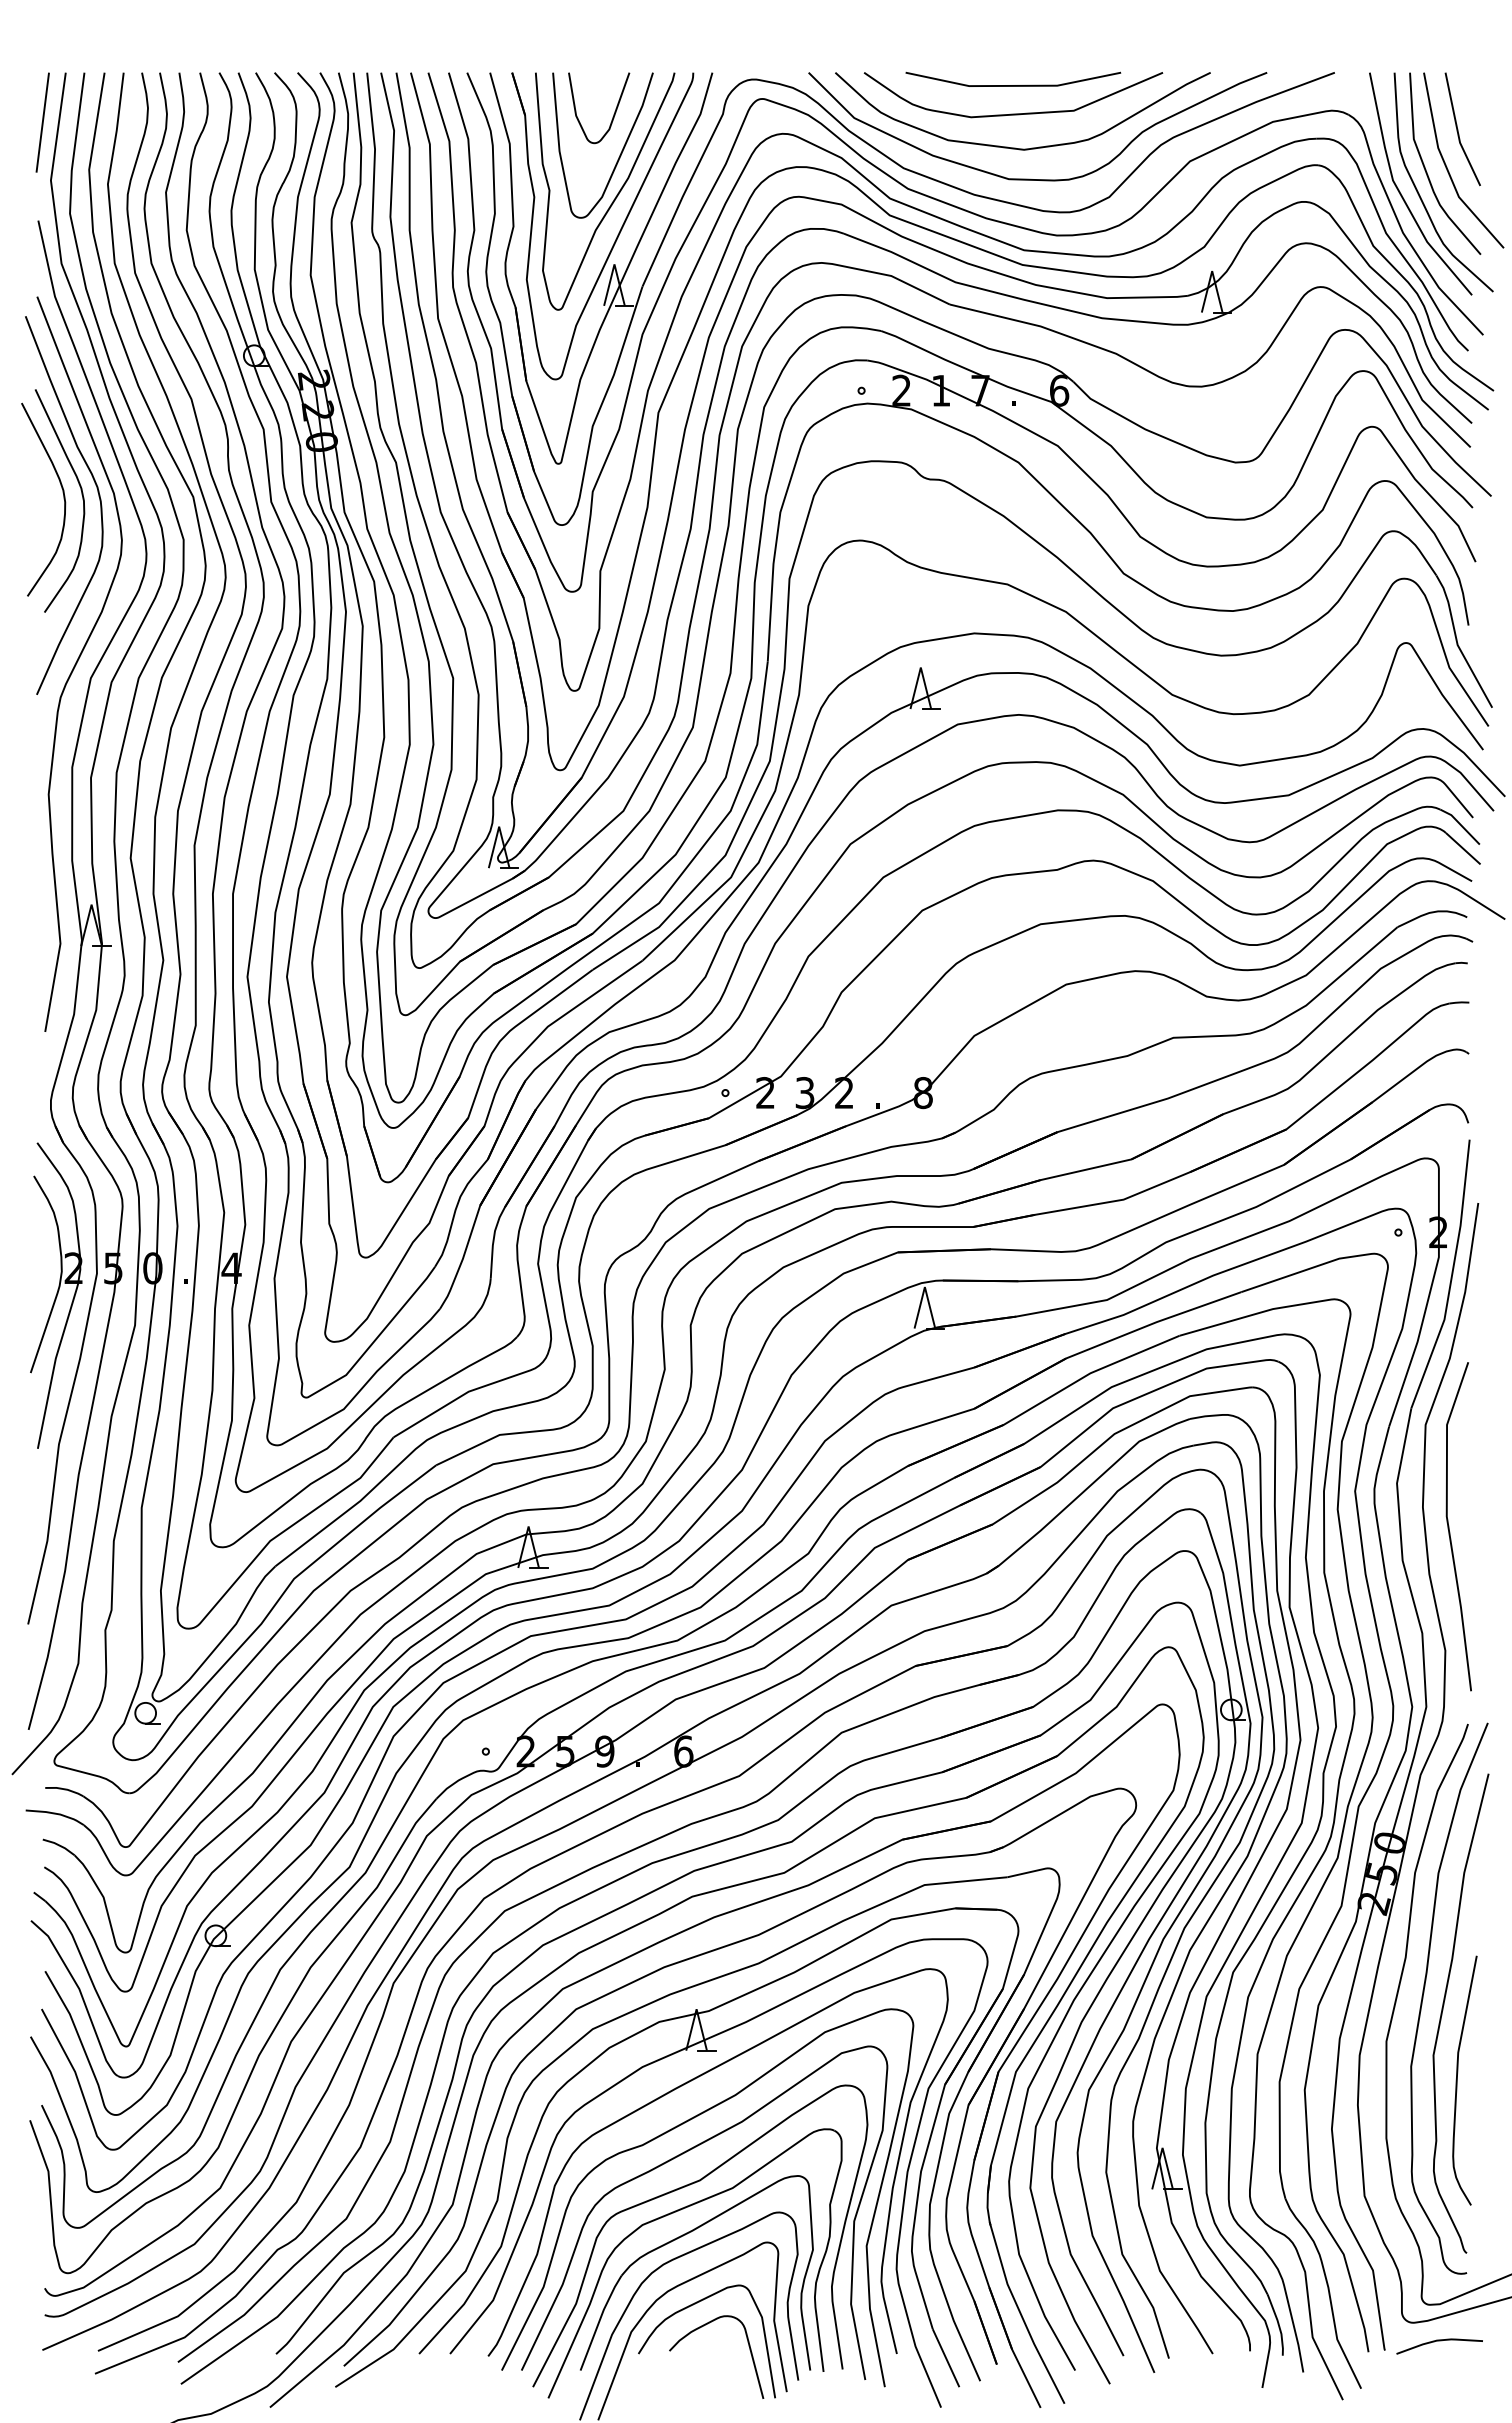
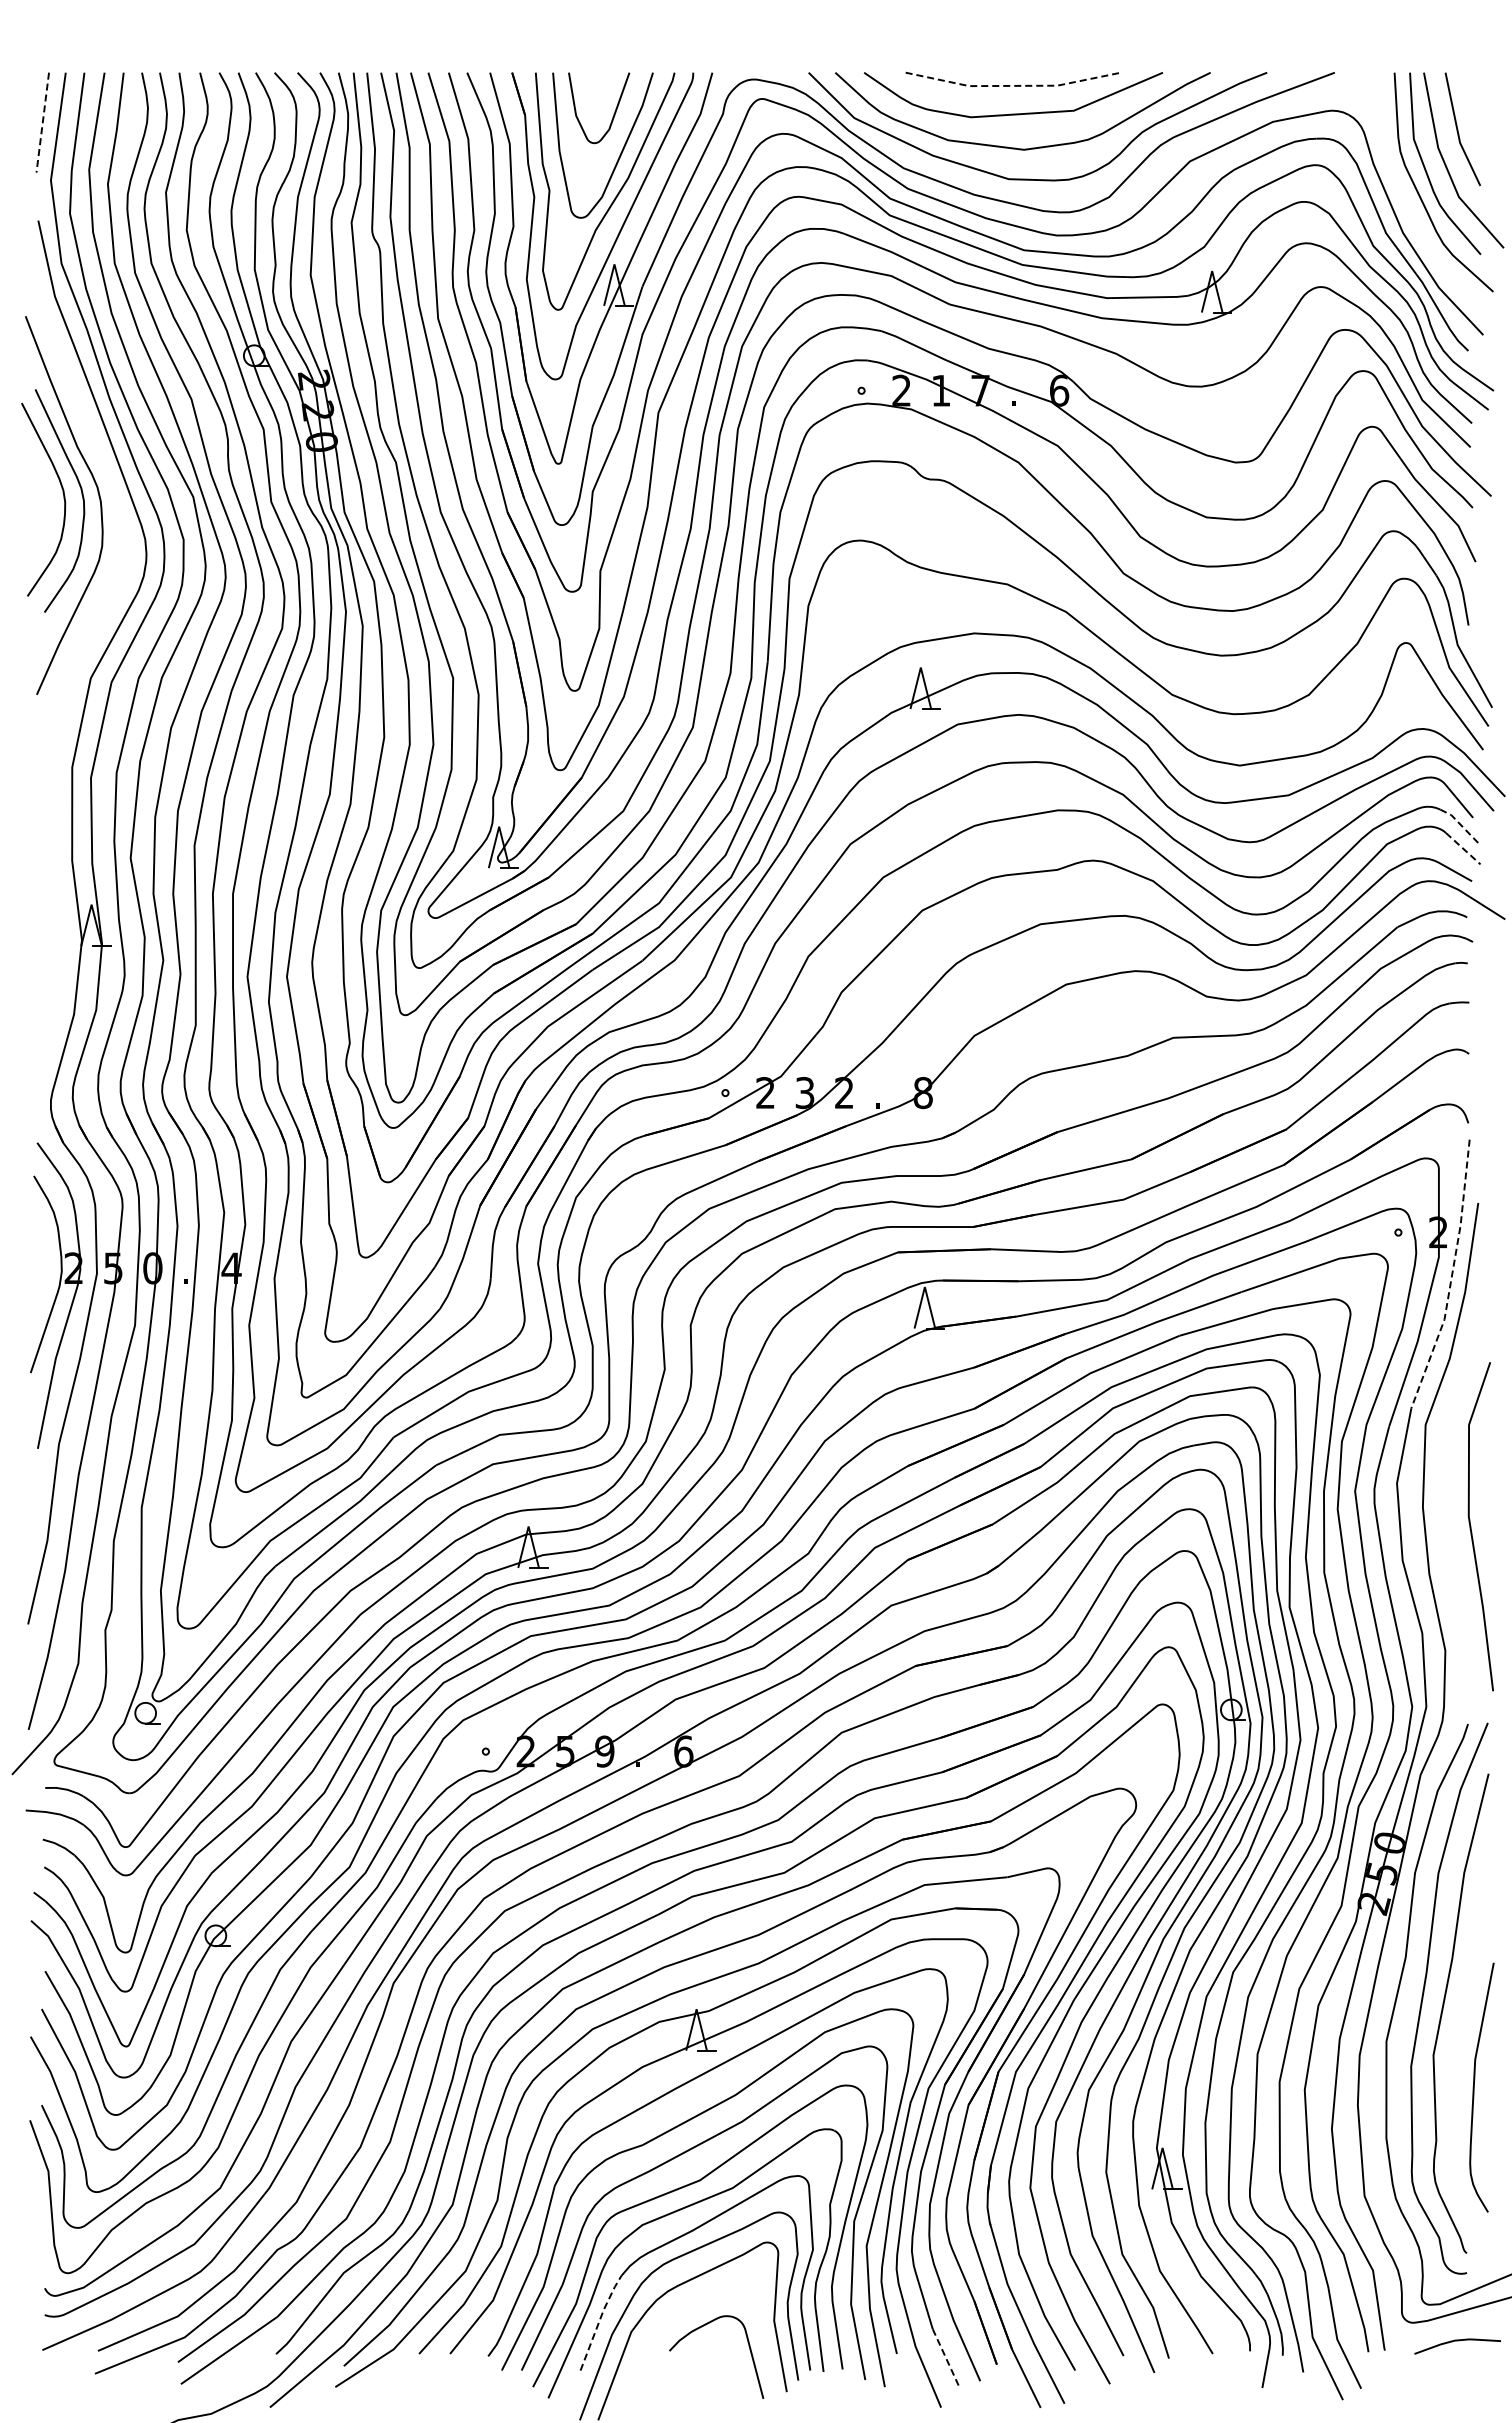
line: solid -> dashed (1013, 85)
line: solid -> dashed (42, 123)
line: present -> none (1401, 193)
curve: present -> none (77, 663)
line: solid -> dashed (1461, 825)
line: solid -> dashed (1463, 849)
line: solid -> dashed (1451, 1276)
line position: (1449, 1526) -> (1471, 1526) (1471, 1526)
curve position: (1457, 2080) -> (1474, 2087) (1474, 2087)
curve: present -> none (689, 2307)
line: solid -> dashed (599, 2320)
curve position: (1439, 2341) -> (1457, 2341) (1457, 2341)
line: solid -> dashed (946, 2358)
